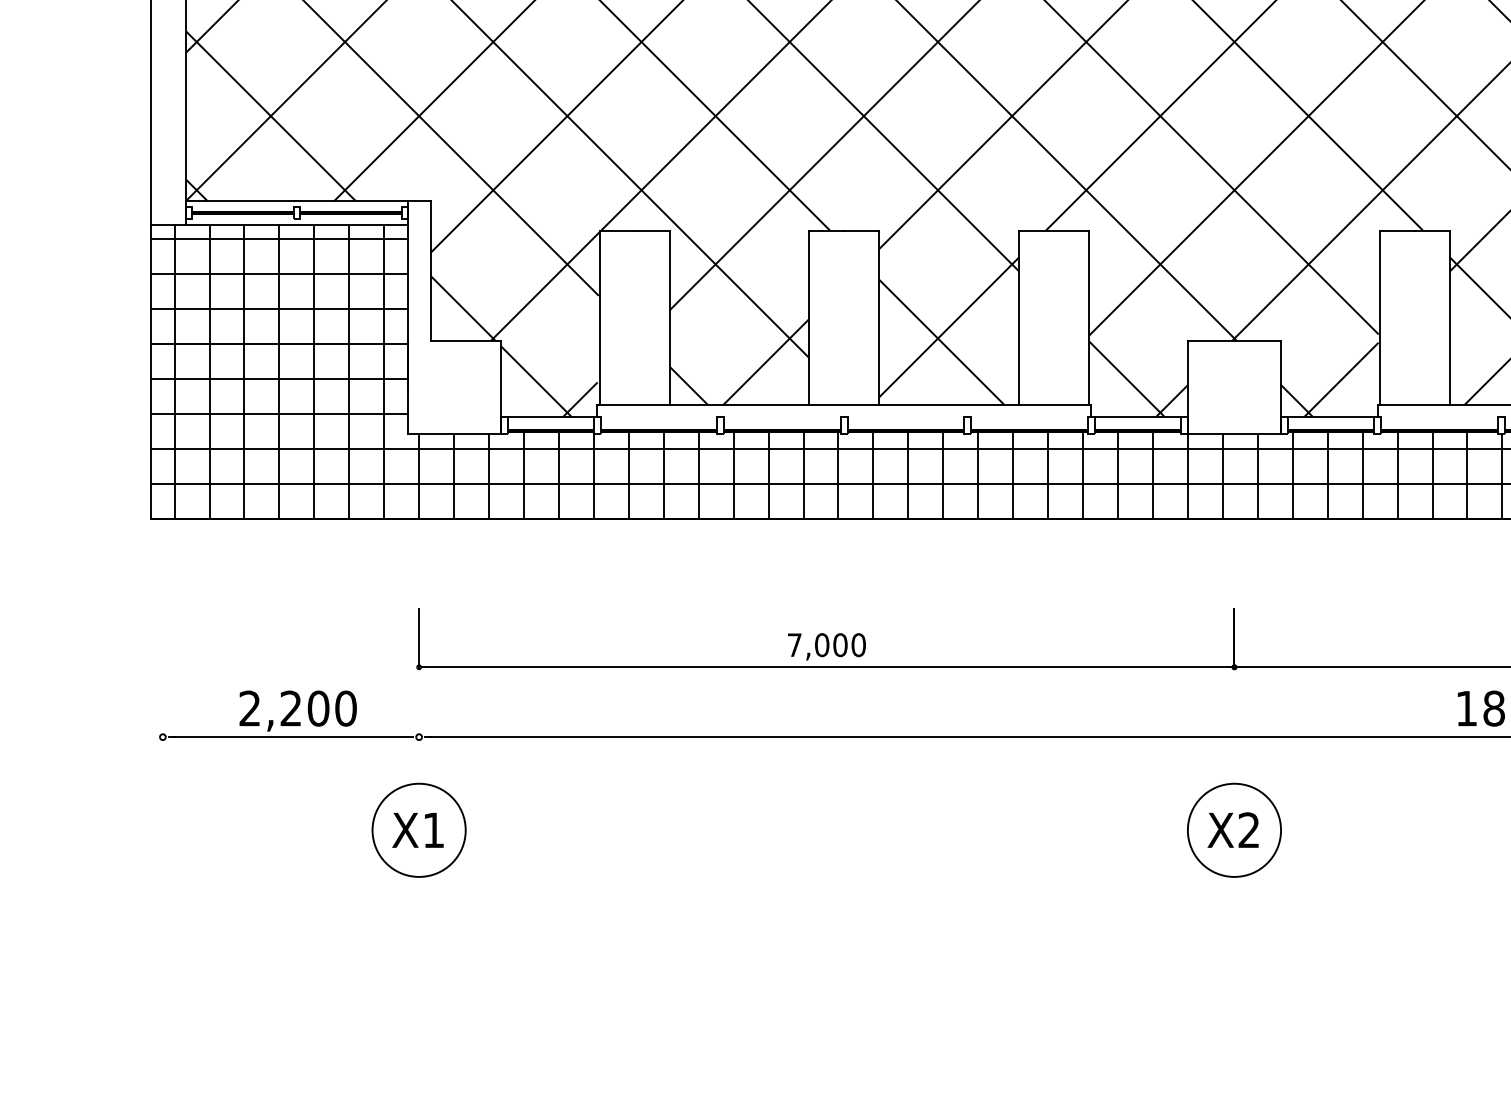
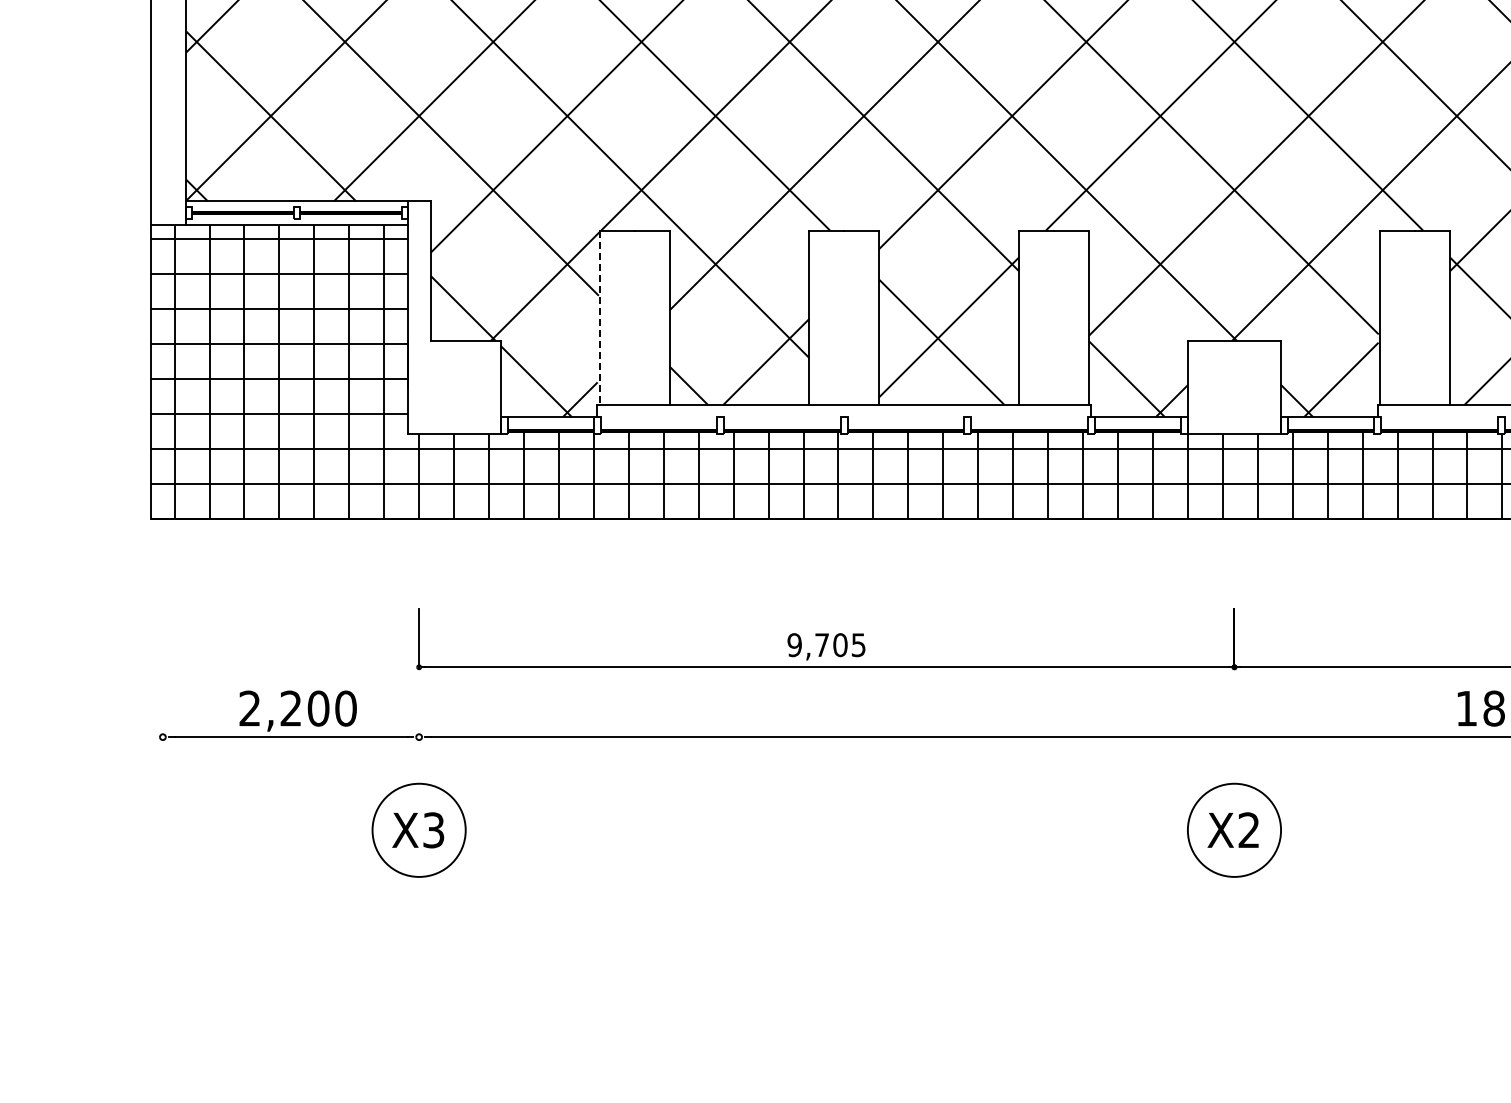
line: solid -> dashed (599, 318)
text: 7,000 -> 9,705 (826, 645)
text: X1 -> X3 (433, 830)
